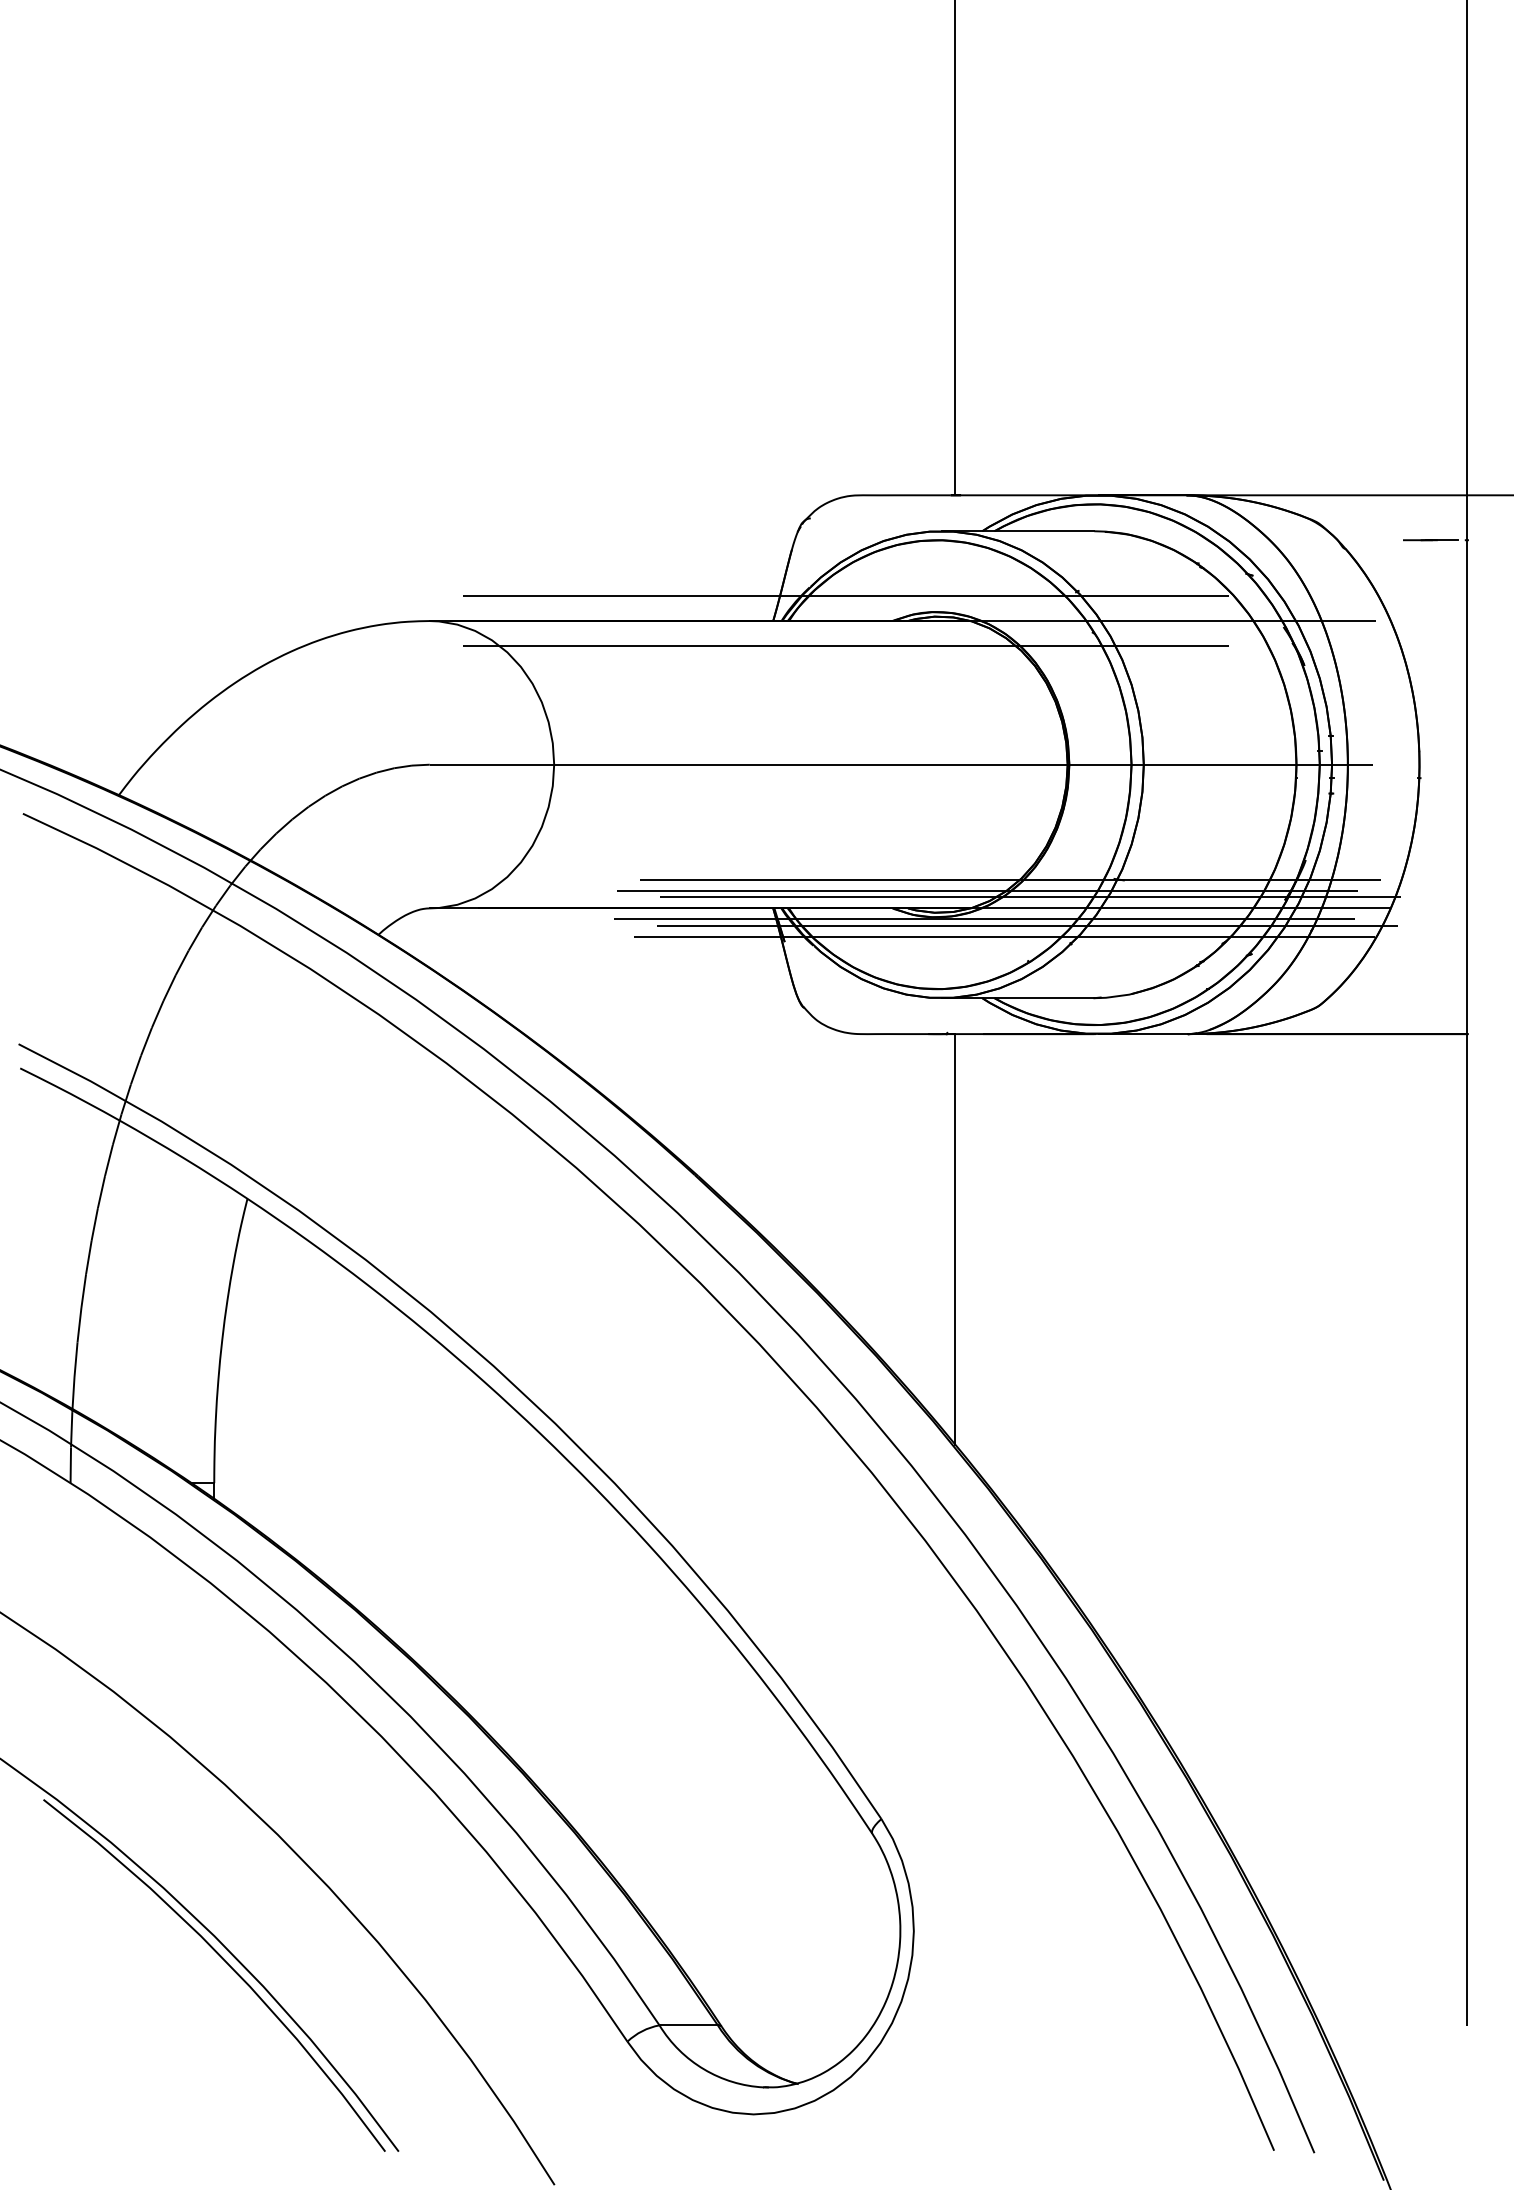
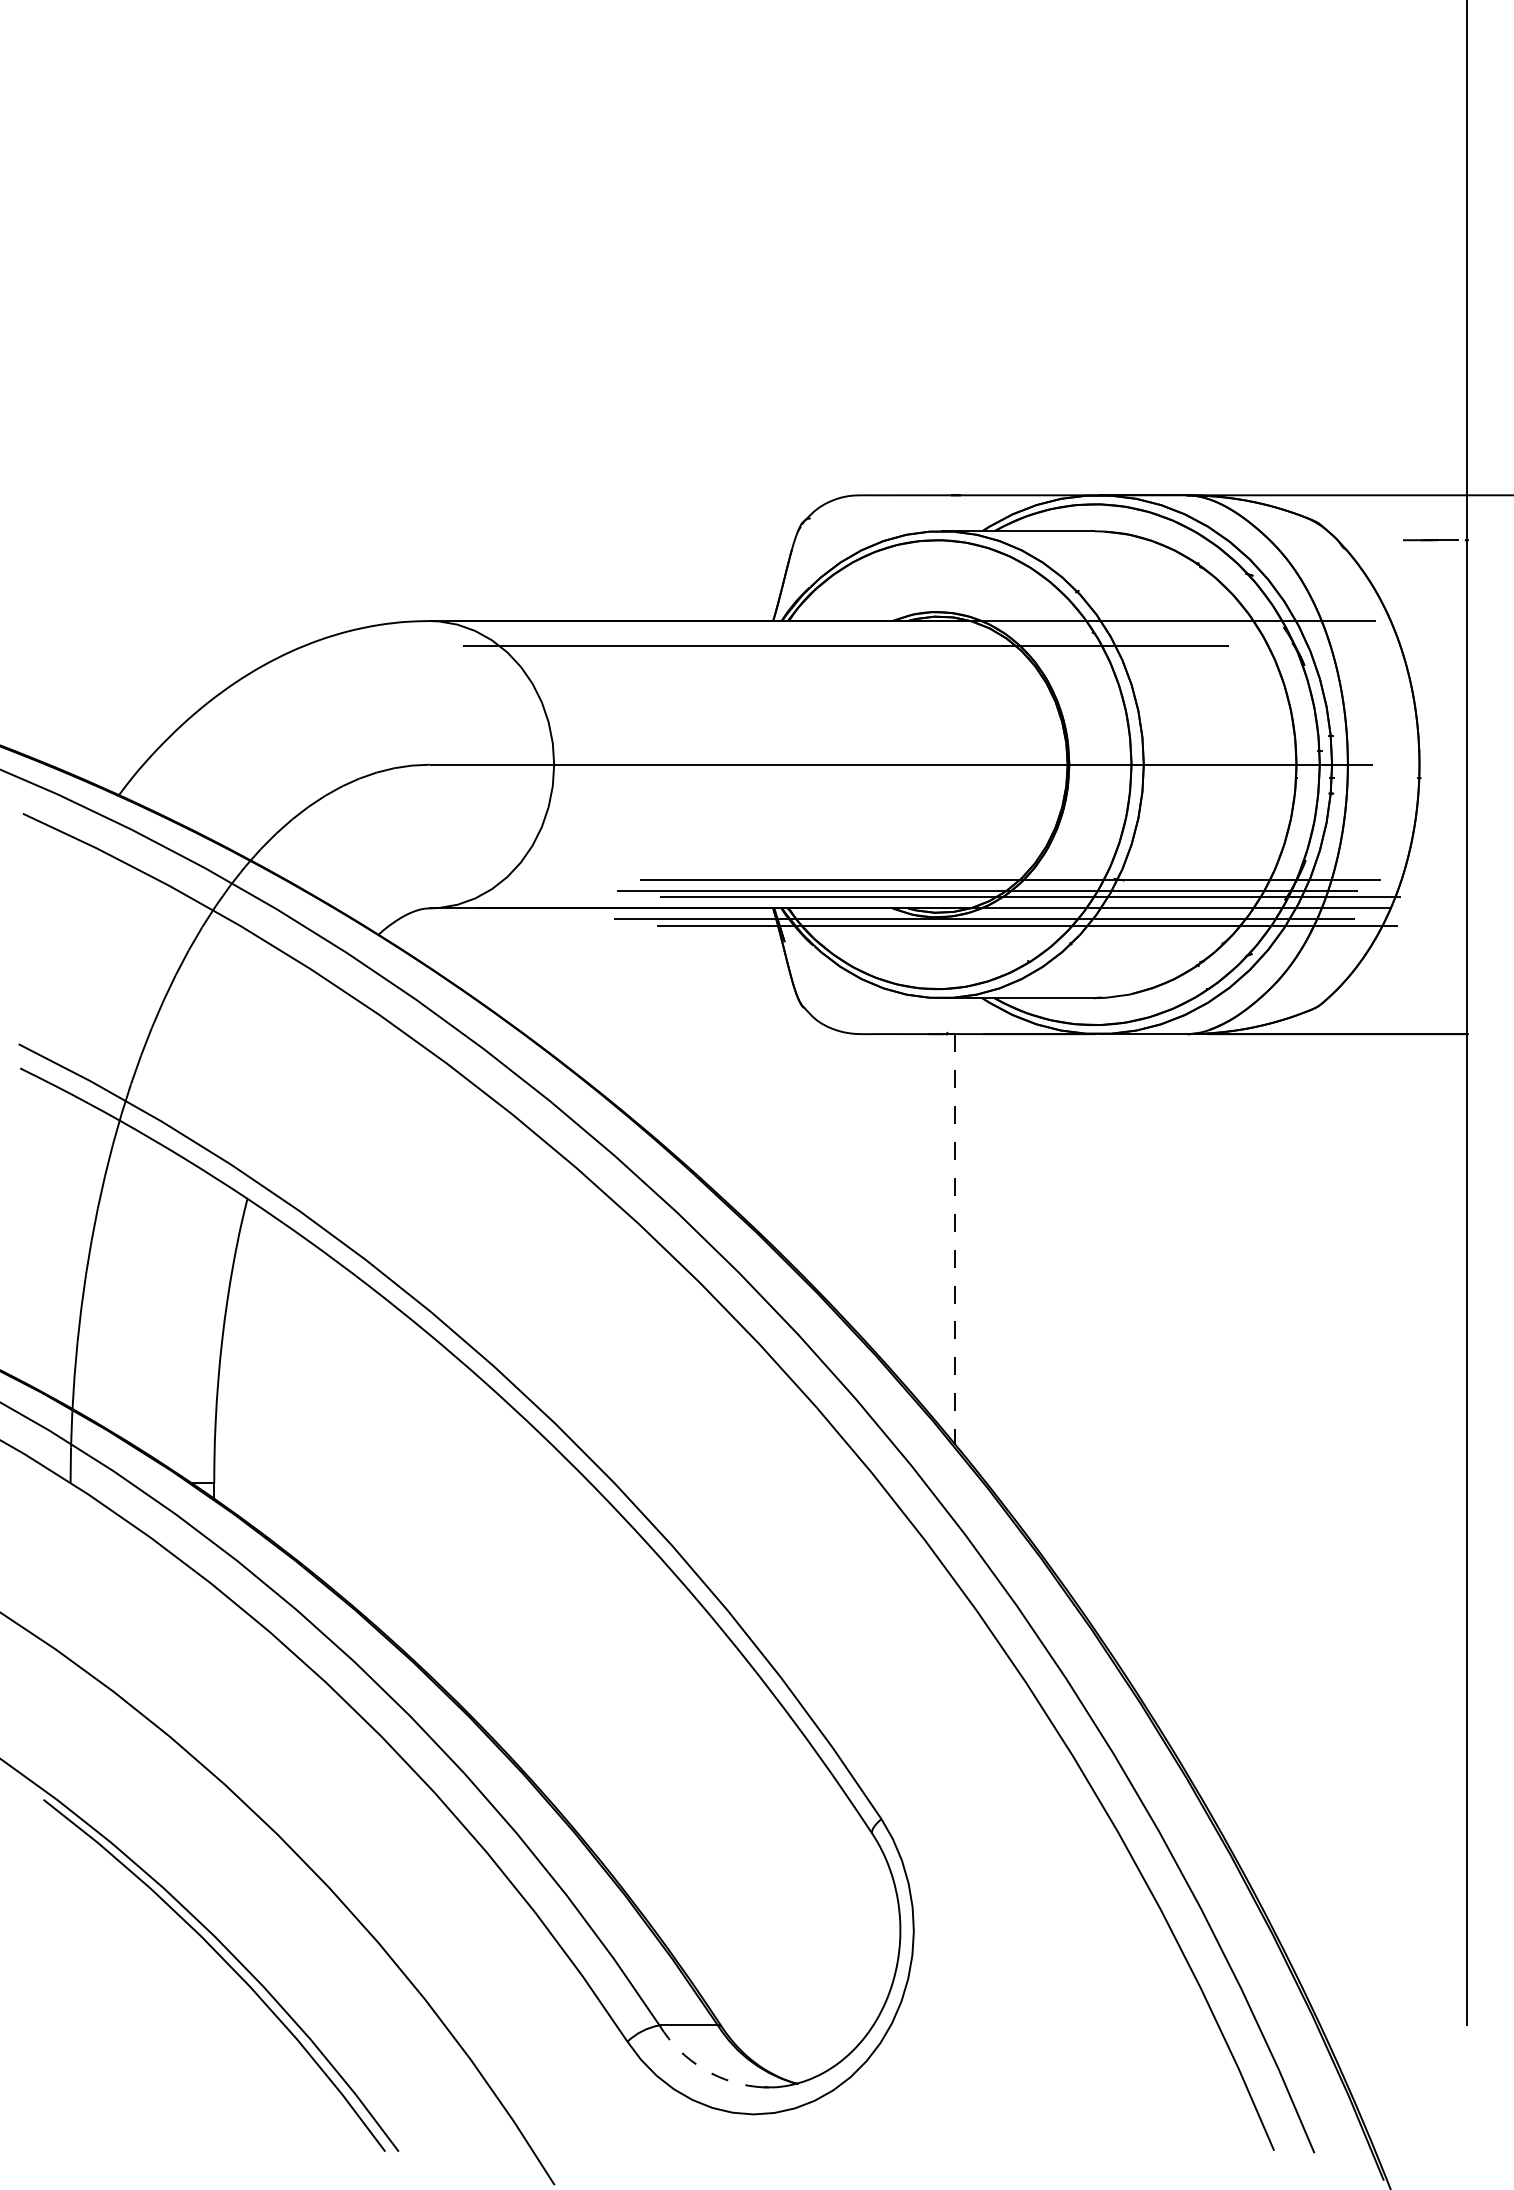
line: present -> none (955, 248)
line: present -> none (845, 596)
line: present -> none (1003, 936)
line: solid -> dashed (955, 1240)
arc: solid -> dashed (704, 2069)
